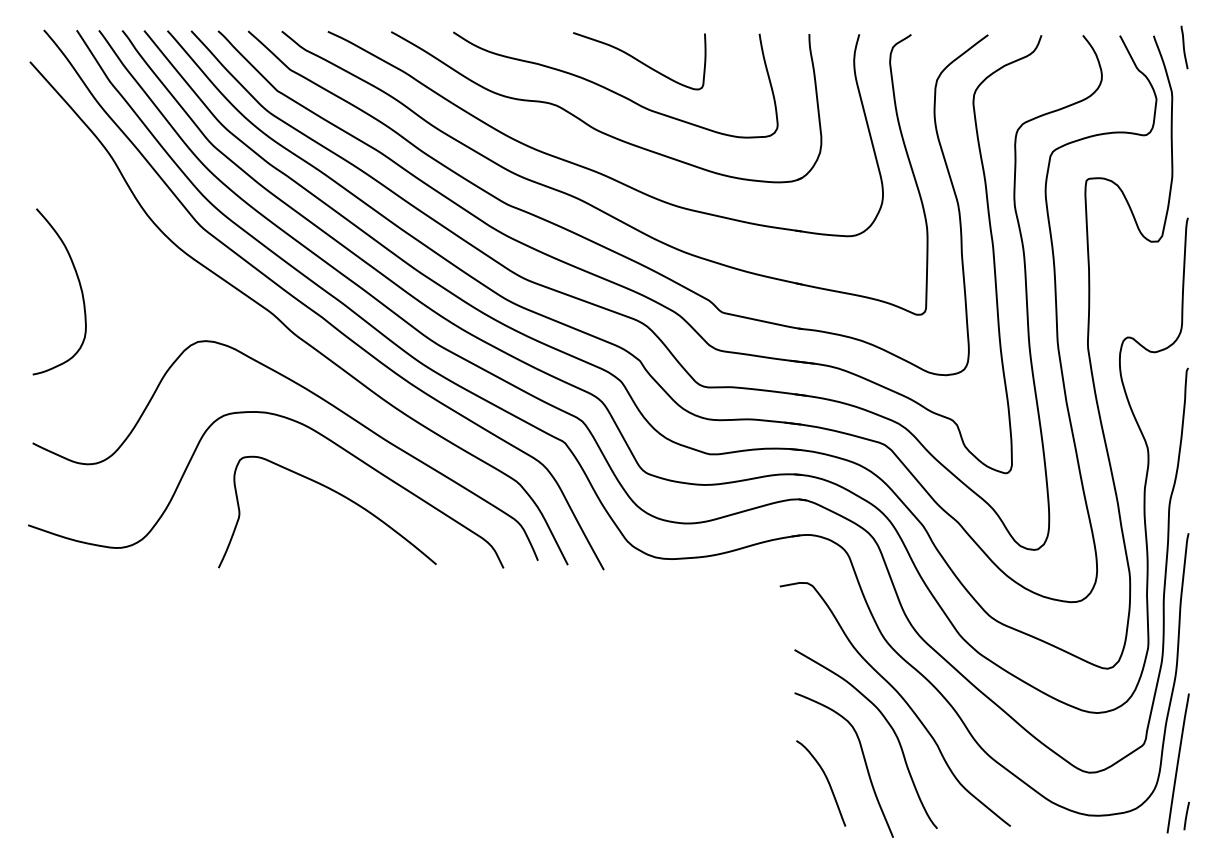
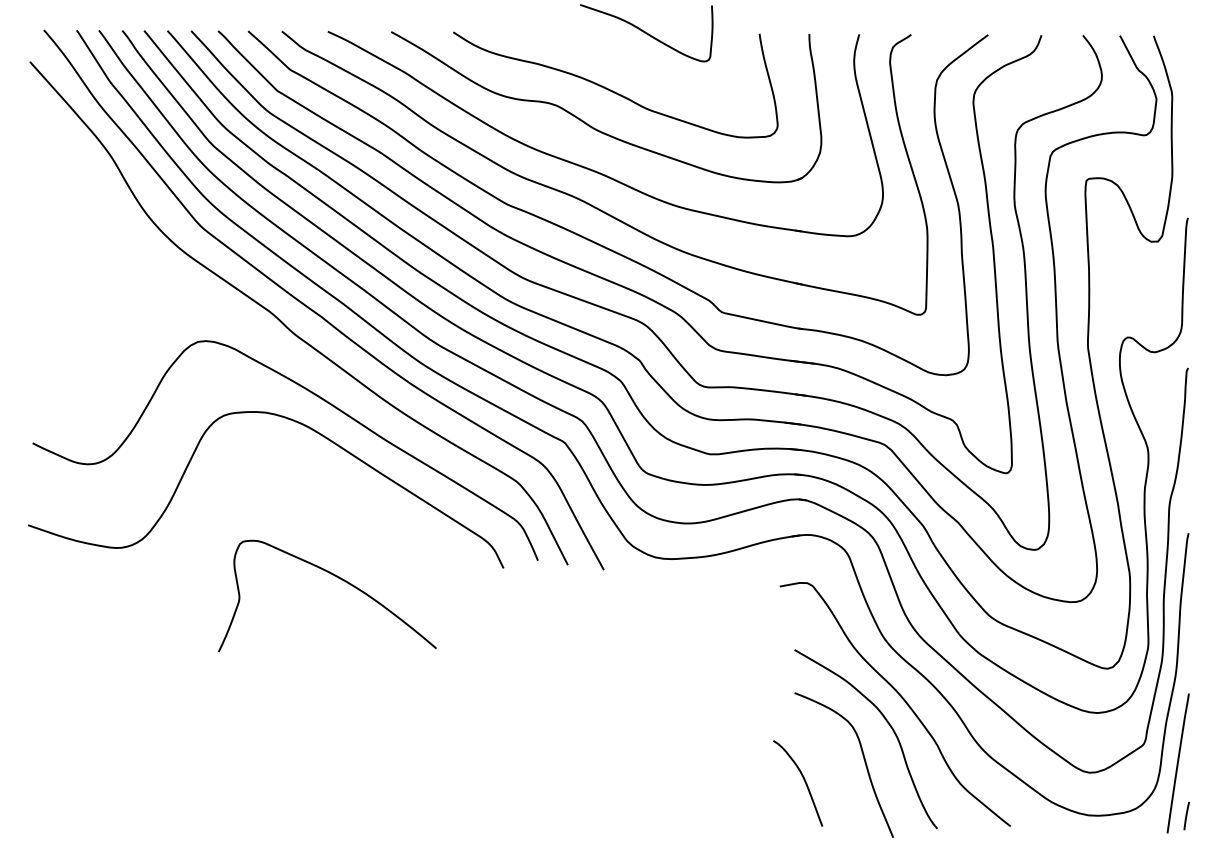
line: present -> none (1184, 47)
curve position: (639, 61) -> (646, 33) (646, 33)
curve: present -> none (79, 286)
curve position: (336, 493) -> (336, 577) (336, 577)
curve position: (826, 780) -> (803, 780) (803, 780)
